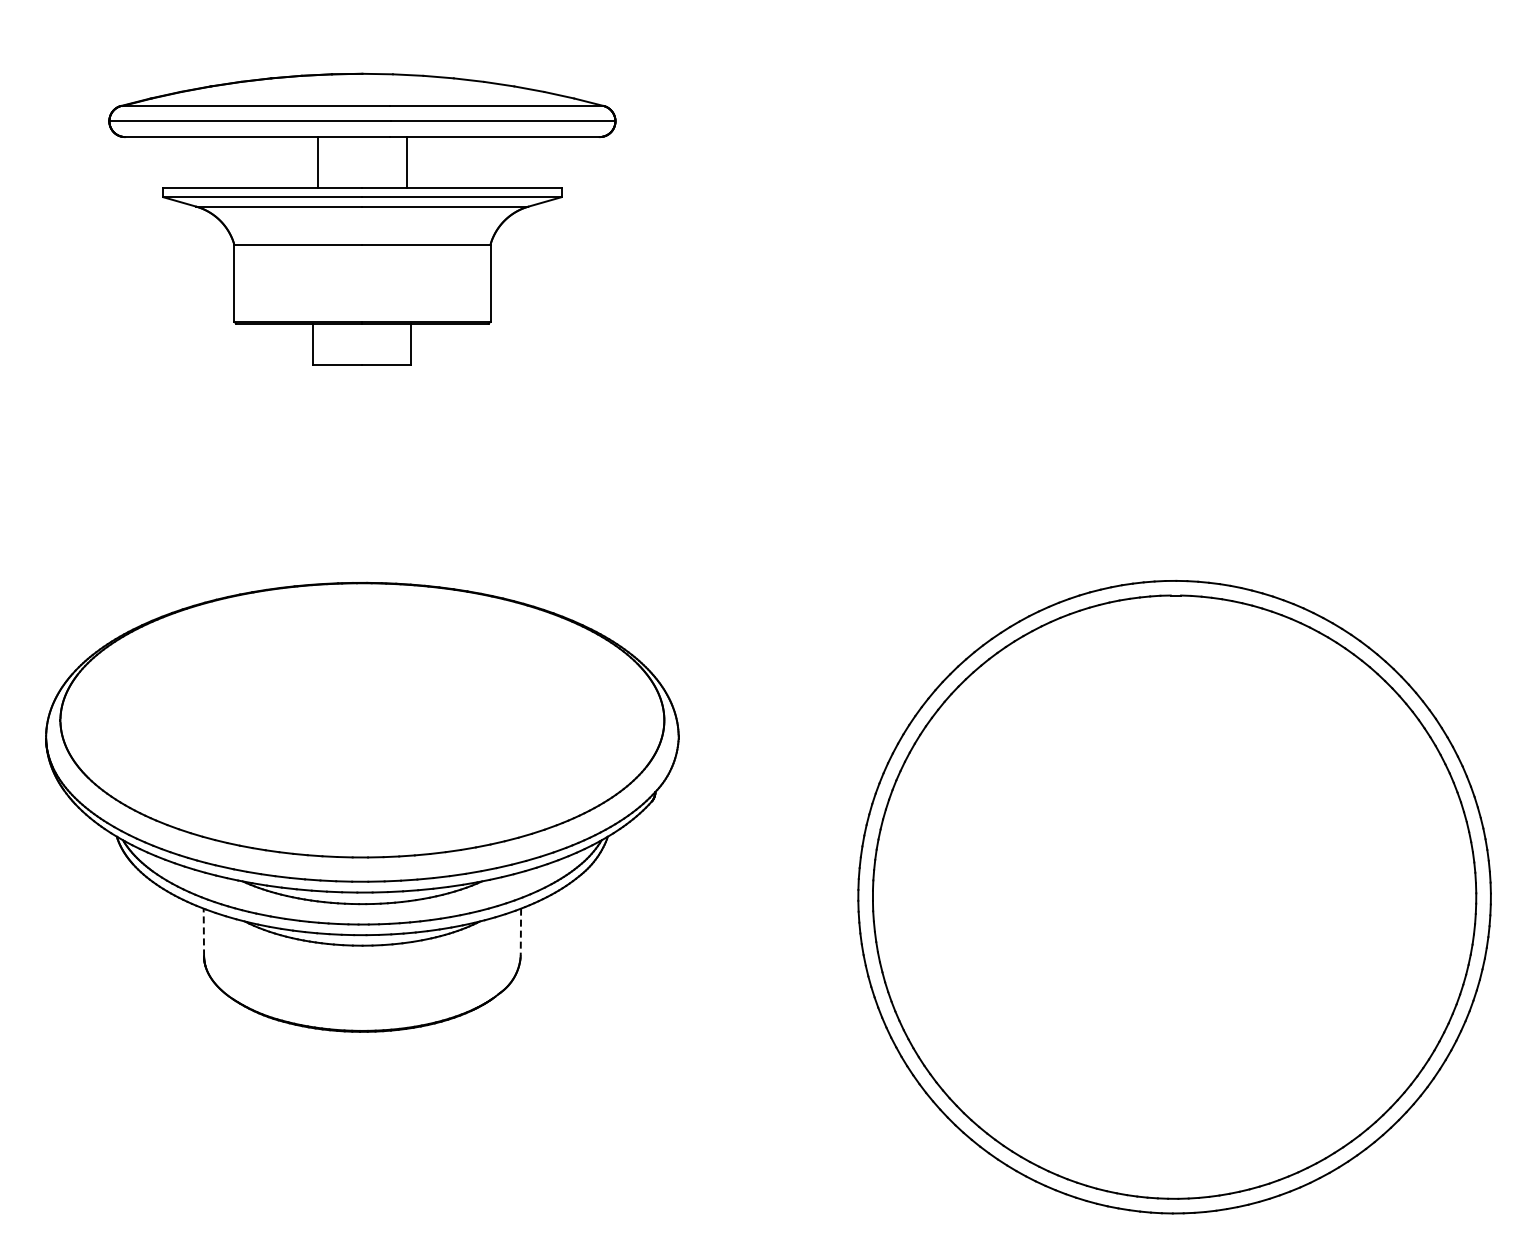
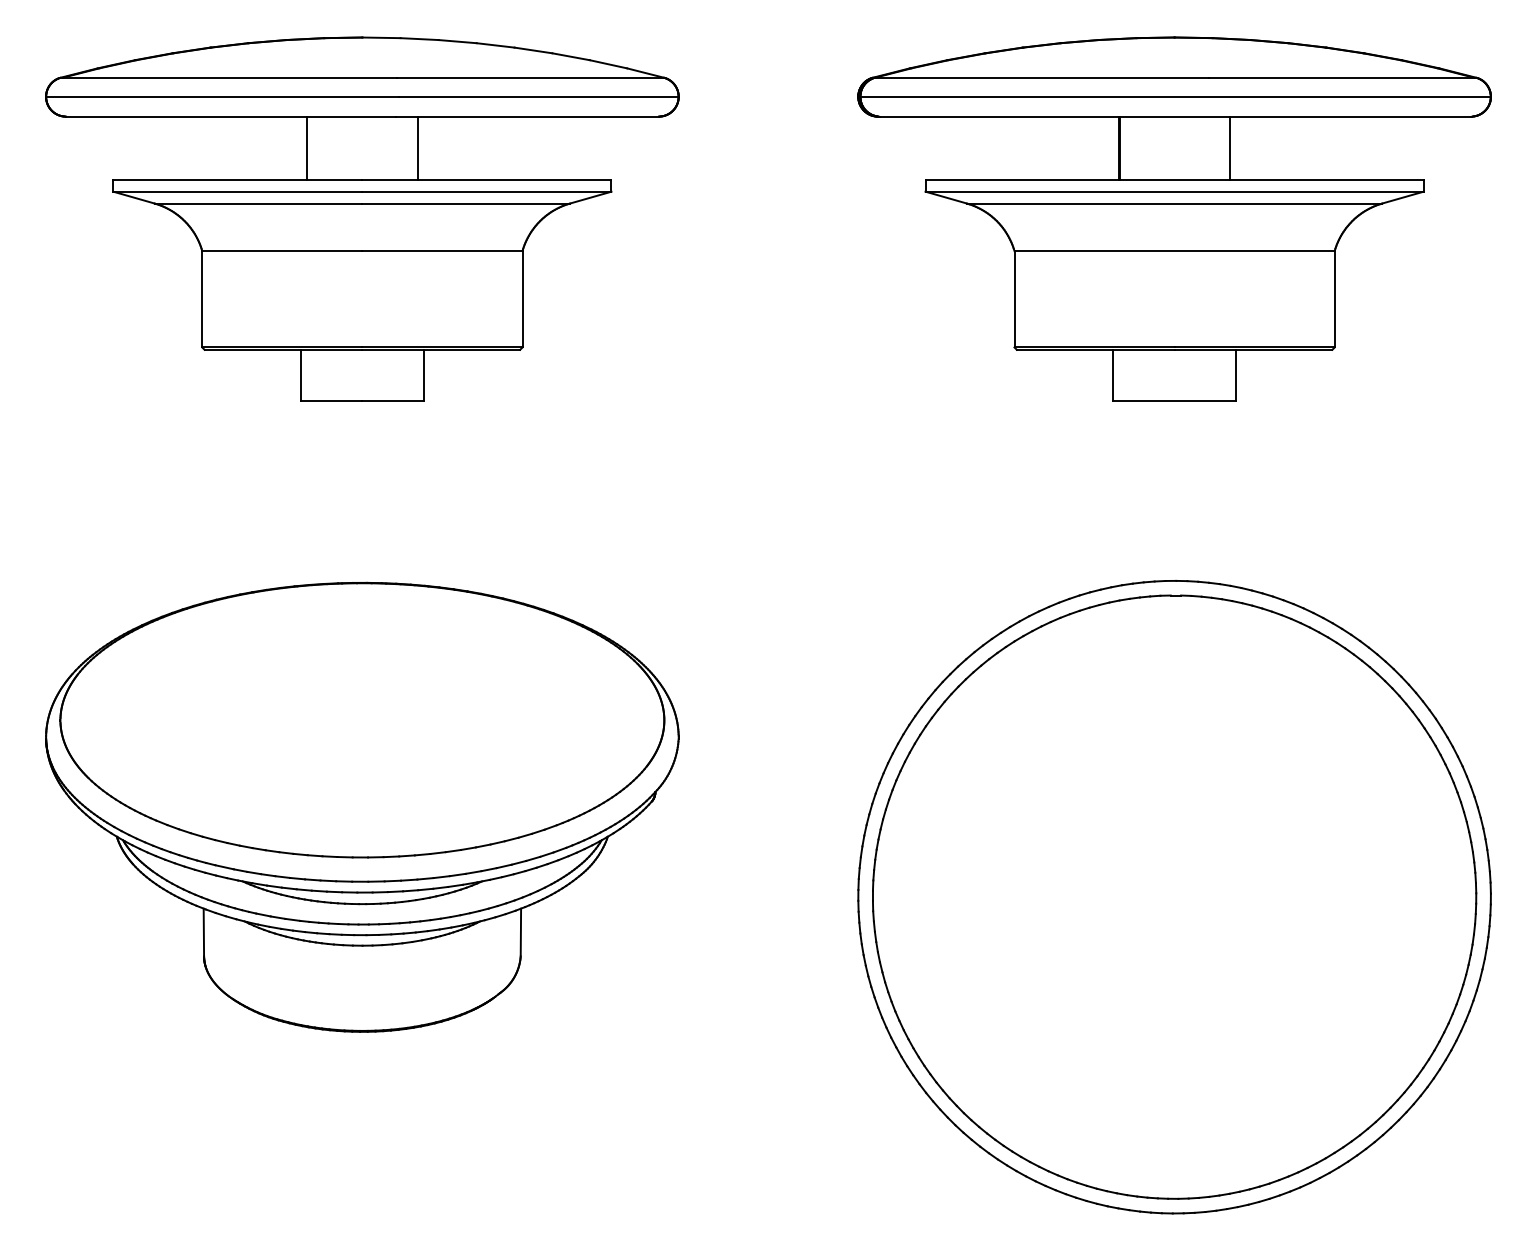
part size: 509x294 px -> 635x366 px (362, 218)
part: none -> present (1174, 218)
line: dashed -> solid (203, 932)
line: dashed -> solid (520, 932)
